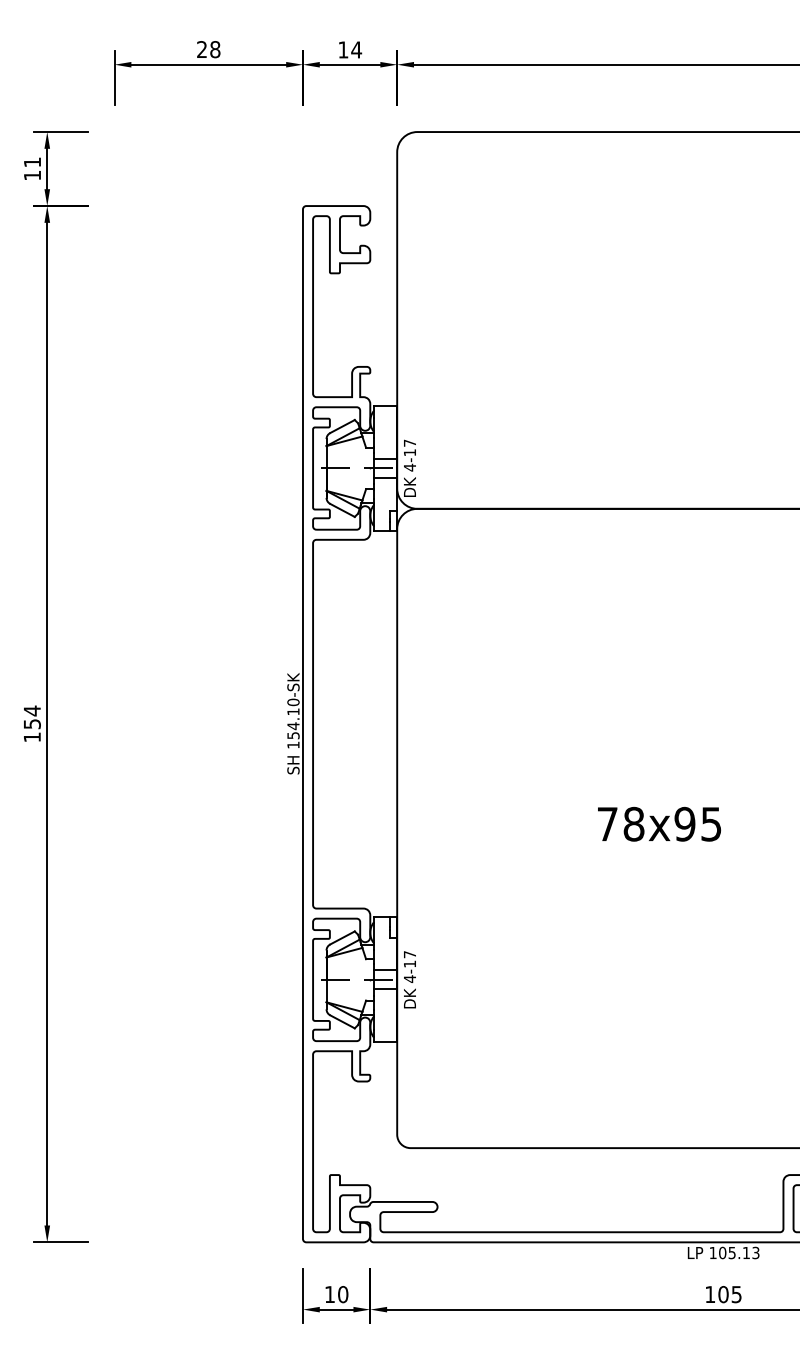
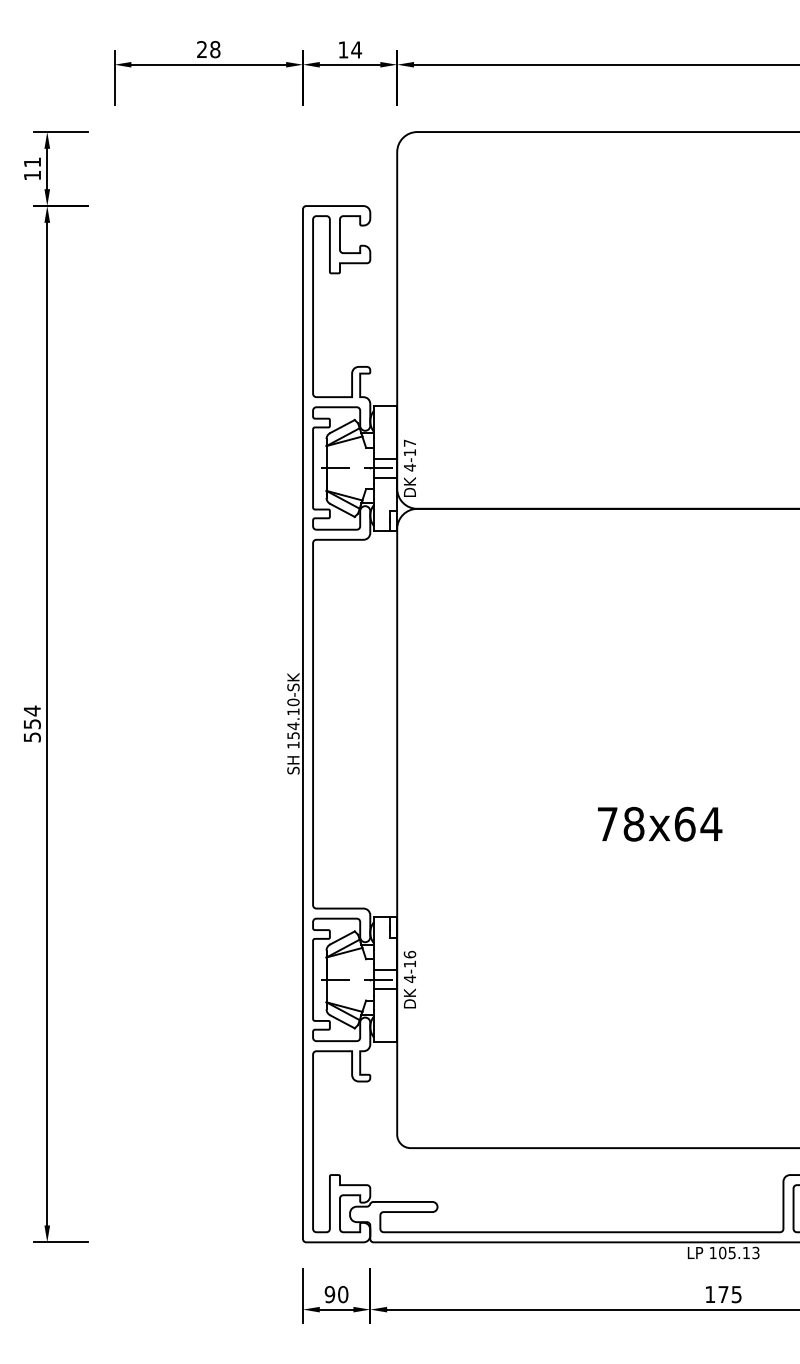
text: 154 -> 554 (32, 737)
text: 78x95 -> 78x64 (698, 823)
text: 4-17 -> 4-16 (409, 954)
text: 10 -> 90 (329, 1294)
text: 105 -> 175 (723, 1294)
